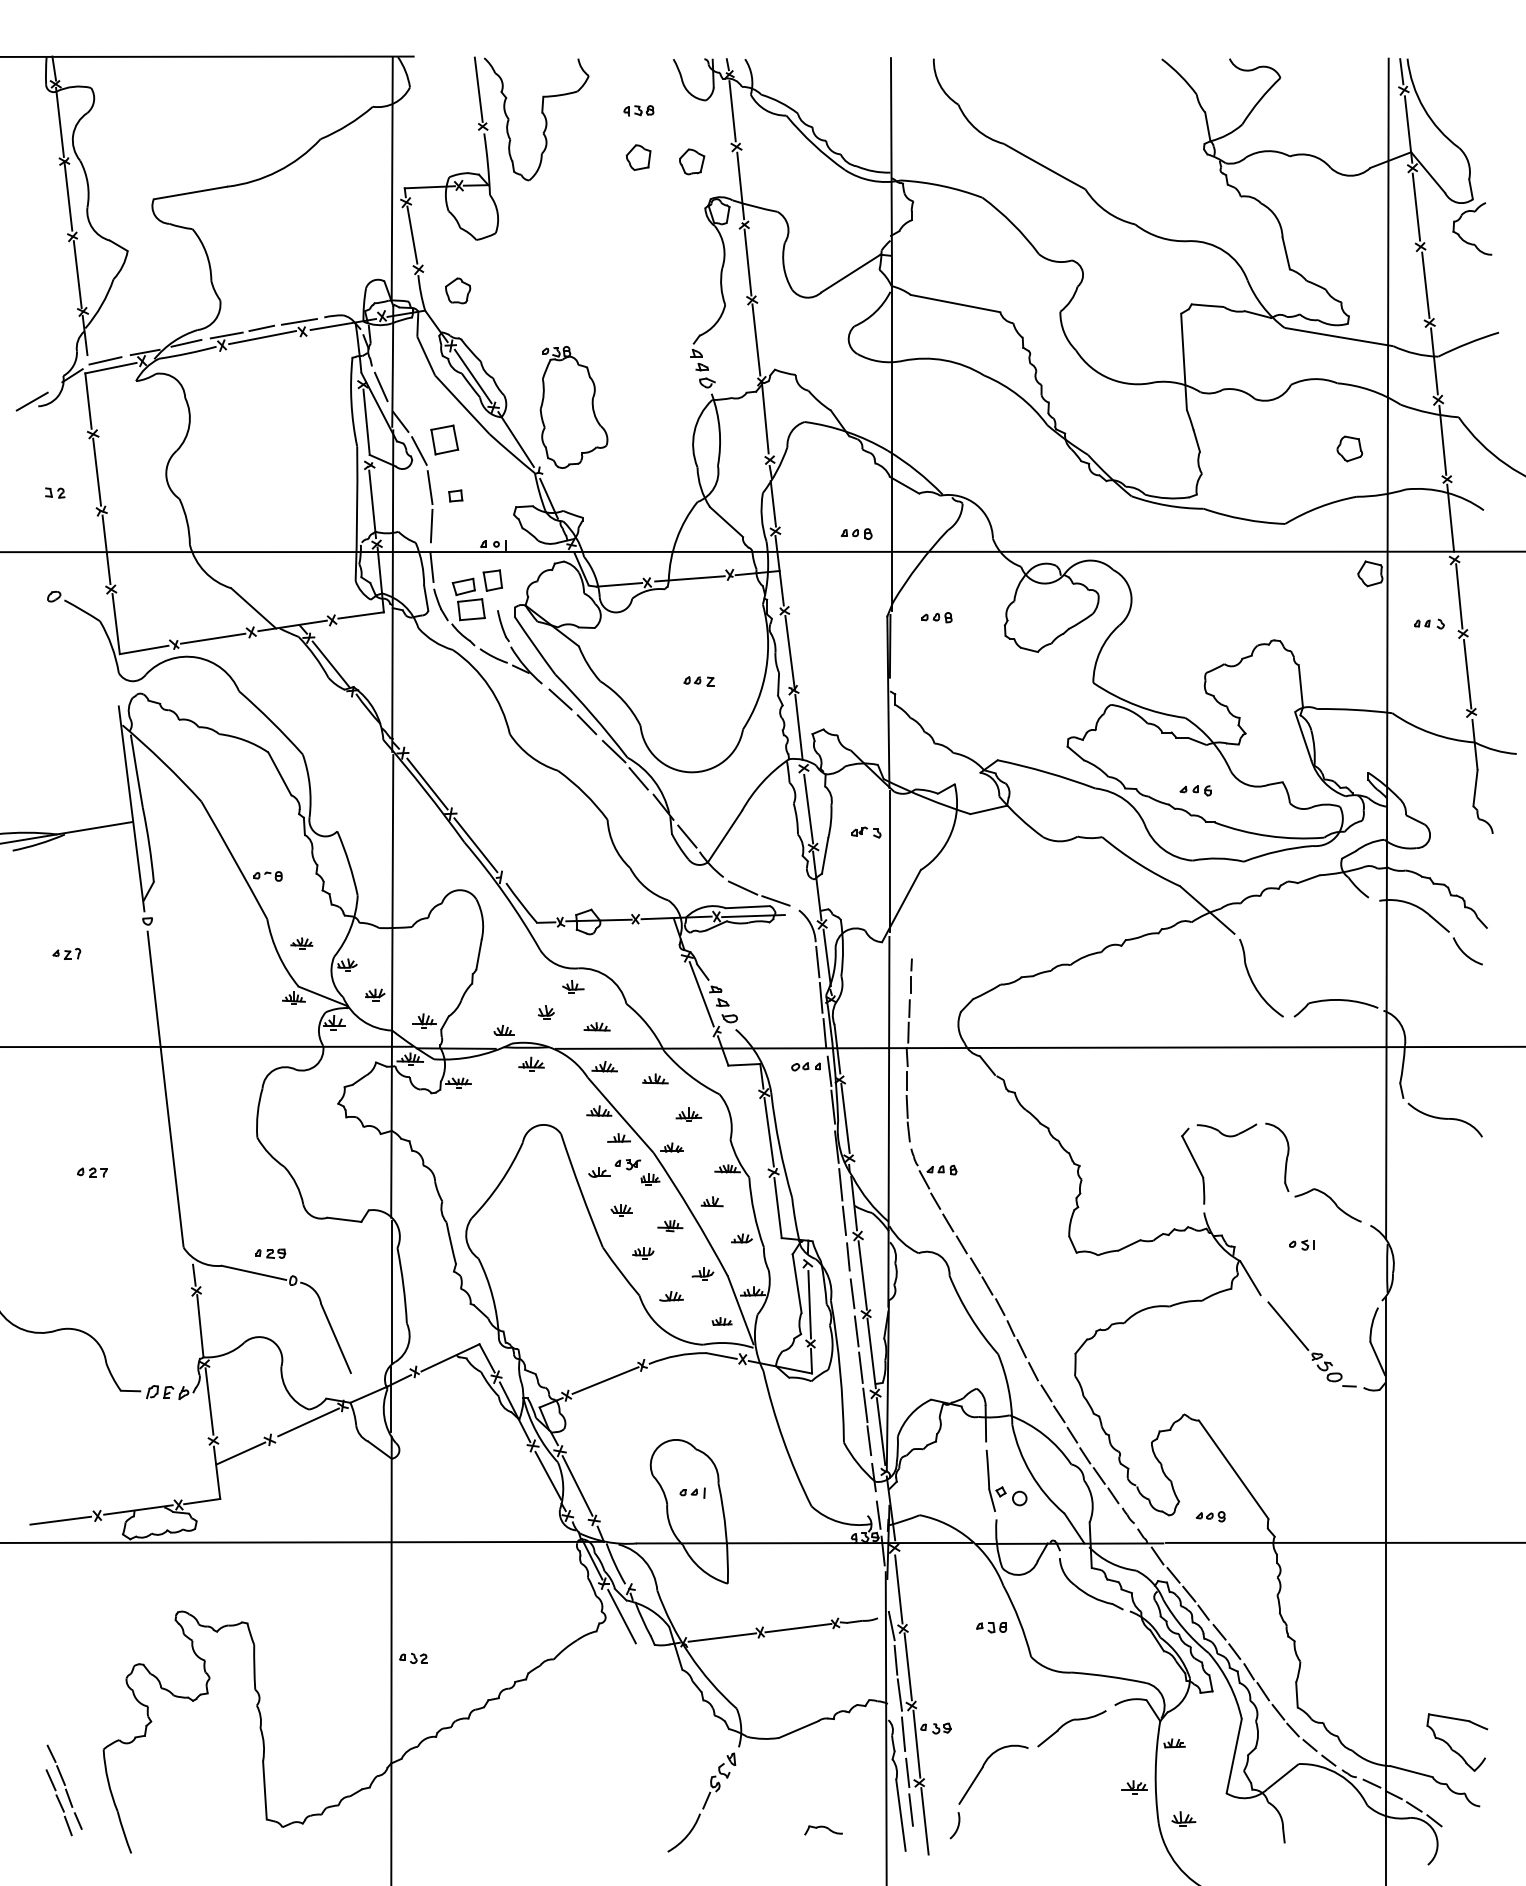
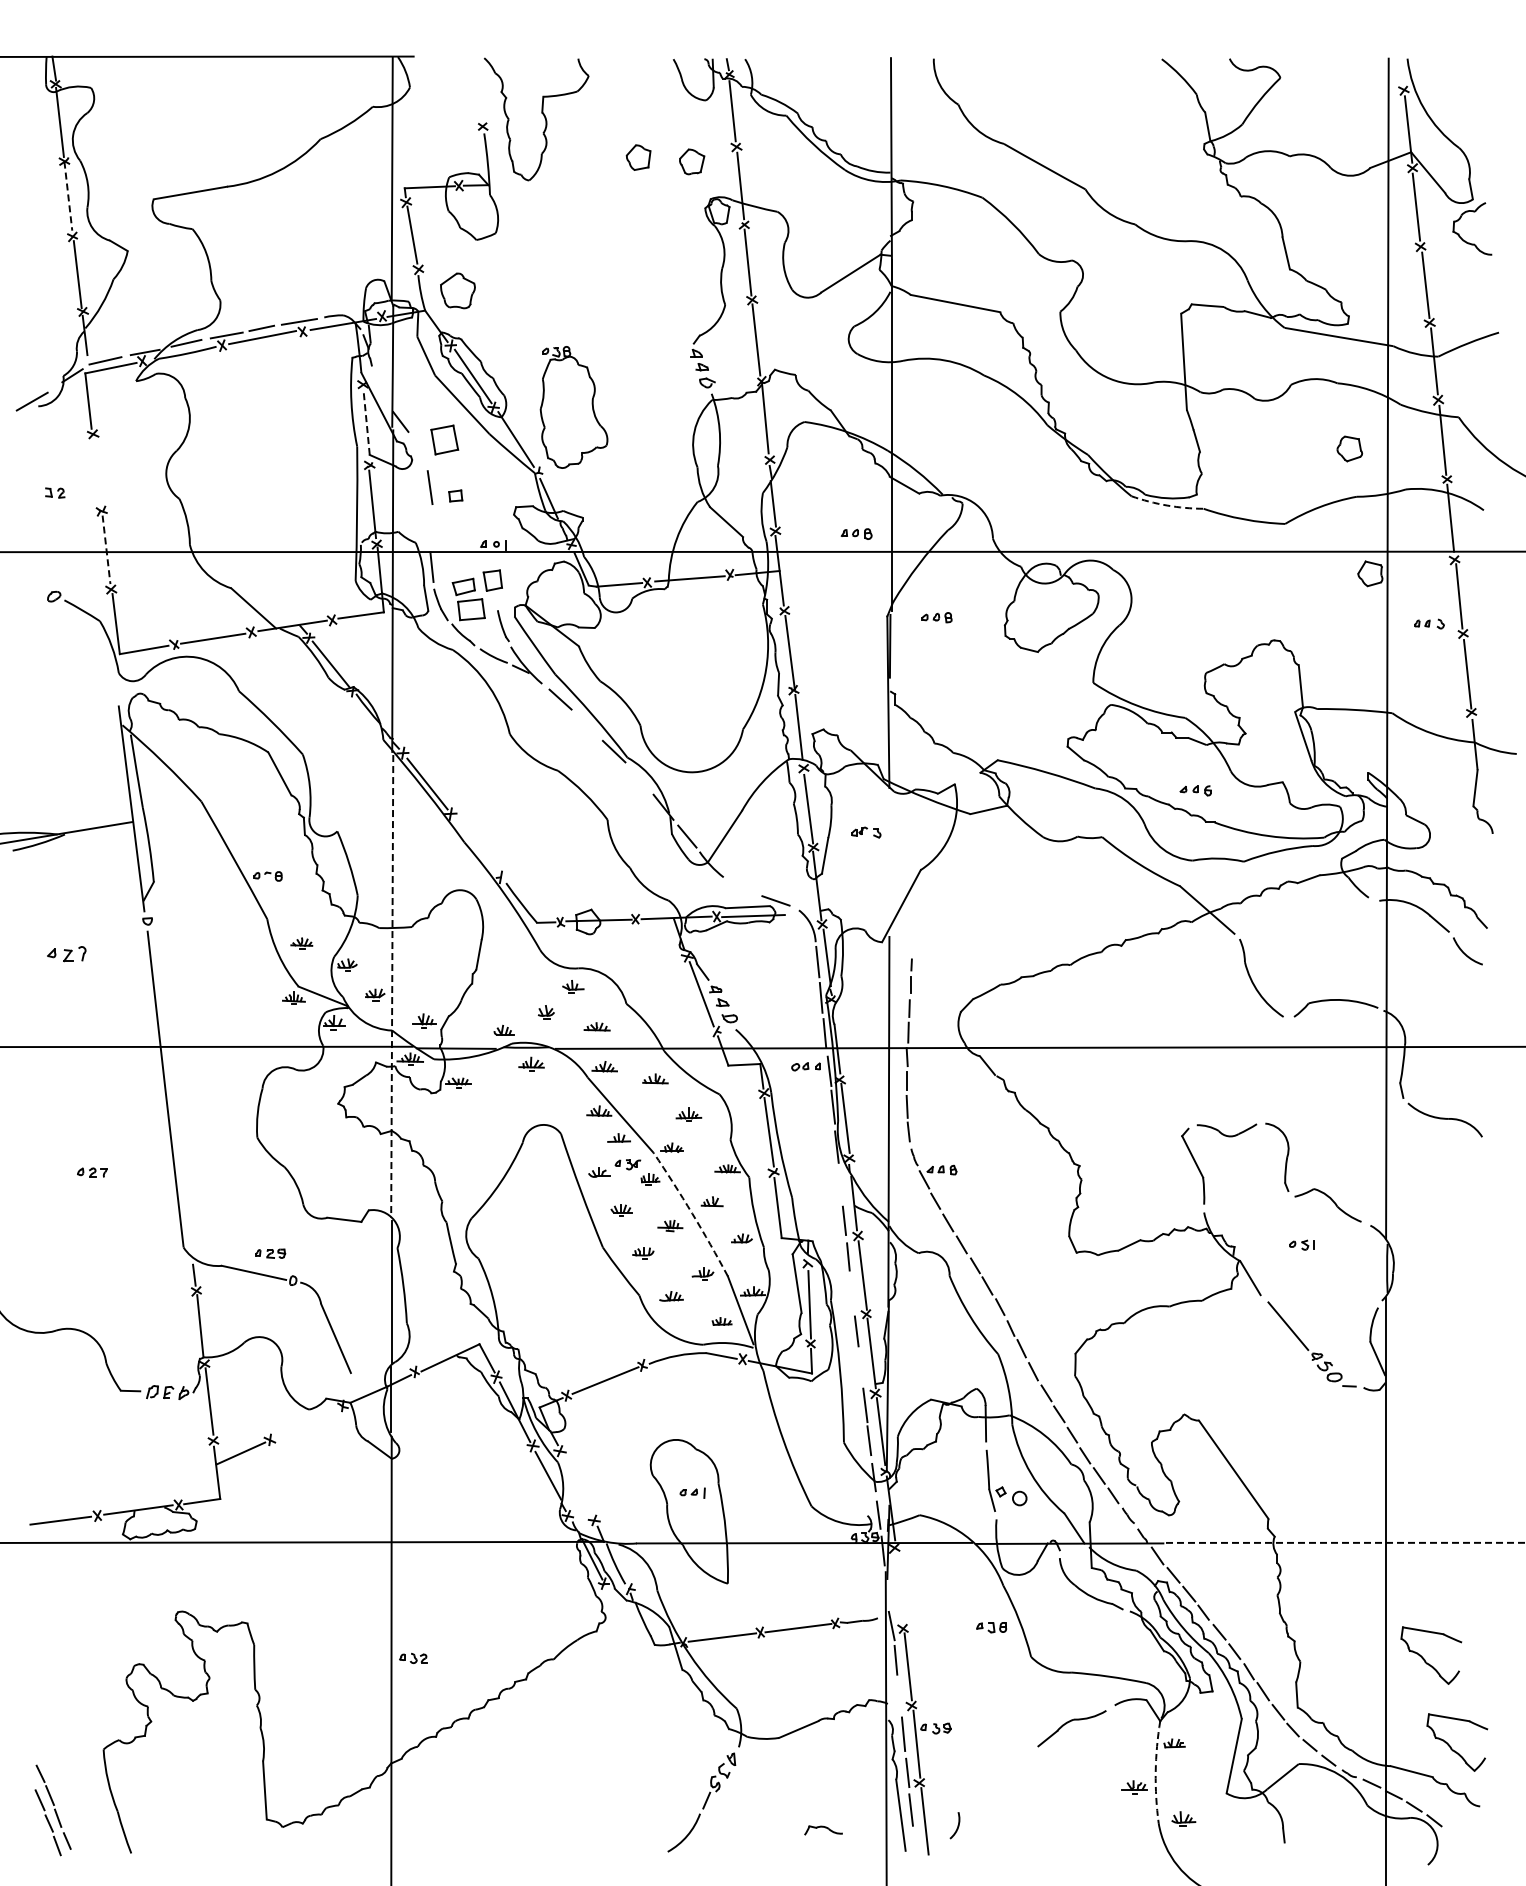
line: present -> none (1401, 71)
line: present -> none (478, 89)
part: present -> none (638, 110)
line: solid -> dashed (68, 196)
part size: 27x28 px -> 36x38 px (457, 290)
line: present -> none (380, 386)
line: solid -> dashed (366, 422)
line: present -> none (419, 450)
line: present -> none (97, 471)
arc: solid -> dashed (1167, 505)
line: present -> none (431, 525)
line: solid -> dashed (106, 550)
part: present -> none (698, 681)
line: present -> none (586, 724)
line: present -> none (638, 778)
line: present -> none (475, 845)
line: present -> none (890, 860)
line: present -> none (742, 887)
part size: 30x13 px -> 40x17 px (66, 954)
line: solid -> dashed (392, 986)
line: present -> none (840, 1184)
arc: solid -> dashed (692, 1213)
line: present -> none (852, 1293)
line: present -> none (860, 1367)
line: present -> none (308, 1422)
line: present -> none (577, 1485)
part: present -> none (1210, 1516)
line: solid -> dashed (1345, 1542)
line: present -> none (898, 1589)
line: present -> none (621, 1616)
part: none -> present (1425, 1659)
line: present -> none (899, 1694)
part: present -> none (983, 1768)
arc: solid -> dashed (1155, 1772)
part position: (63, 1790) -> (52, 1810) (52, 1810)
